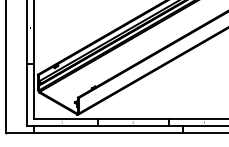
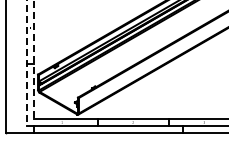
line: solid -> dashed (33, 60)
line: solid -> dashed (26, 63)
